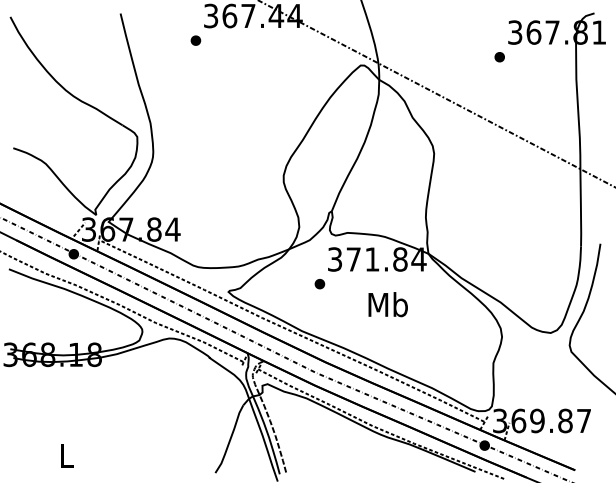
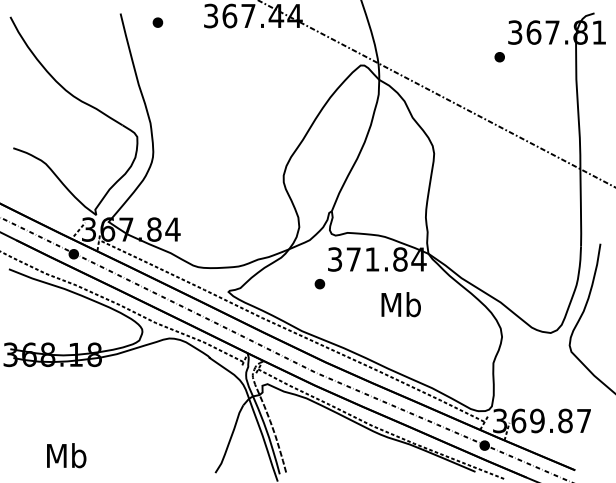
part position: (195, 40) -> (157, 22) (157, 22)
text position: (387, 304) -> (400, 304) (400, 304)
text: L -> Mb (66, 455)
